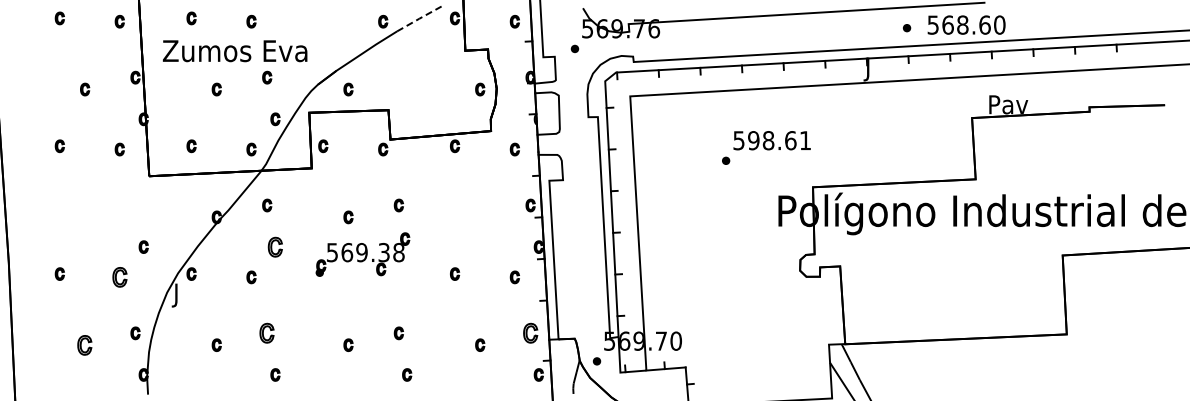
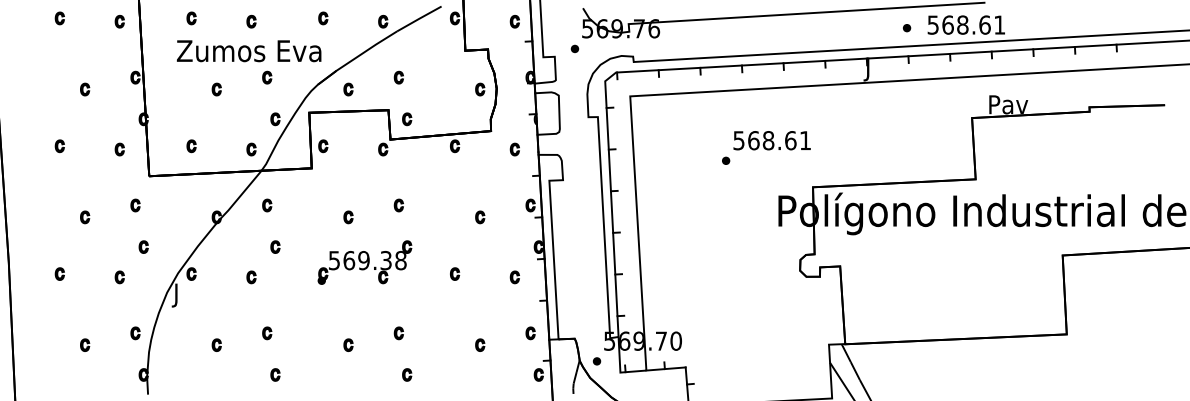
part: none -> present (323, 18)
line: dashed -> solid (419, 18)
text: 568.60 -> 568.61 (999, 24)
text position: (234, 51) -> (248, 51) (248, 51)
part: none -> present (398, 77)
part: none -> present (407, 119)
text: 598.61 -> 568.61 (753, 140)
part: none -> present (135, 205)
part: none -> present (85, 217)
part: none -> present (480, 217)
part size: 16x22 px -> 11x14 px (275, 246)
part position: (362, 254) -> (364, 262) (364, 262)
part size: 16x21 px -> 11x15 px (119, 277)
part size: 16x22 px -> 11x15 px (267, 333)
part size: 16x22 px -> 11x15 px (530, 333)
part size: 16x21 px -> 11x14 px (85, 344)
